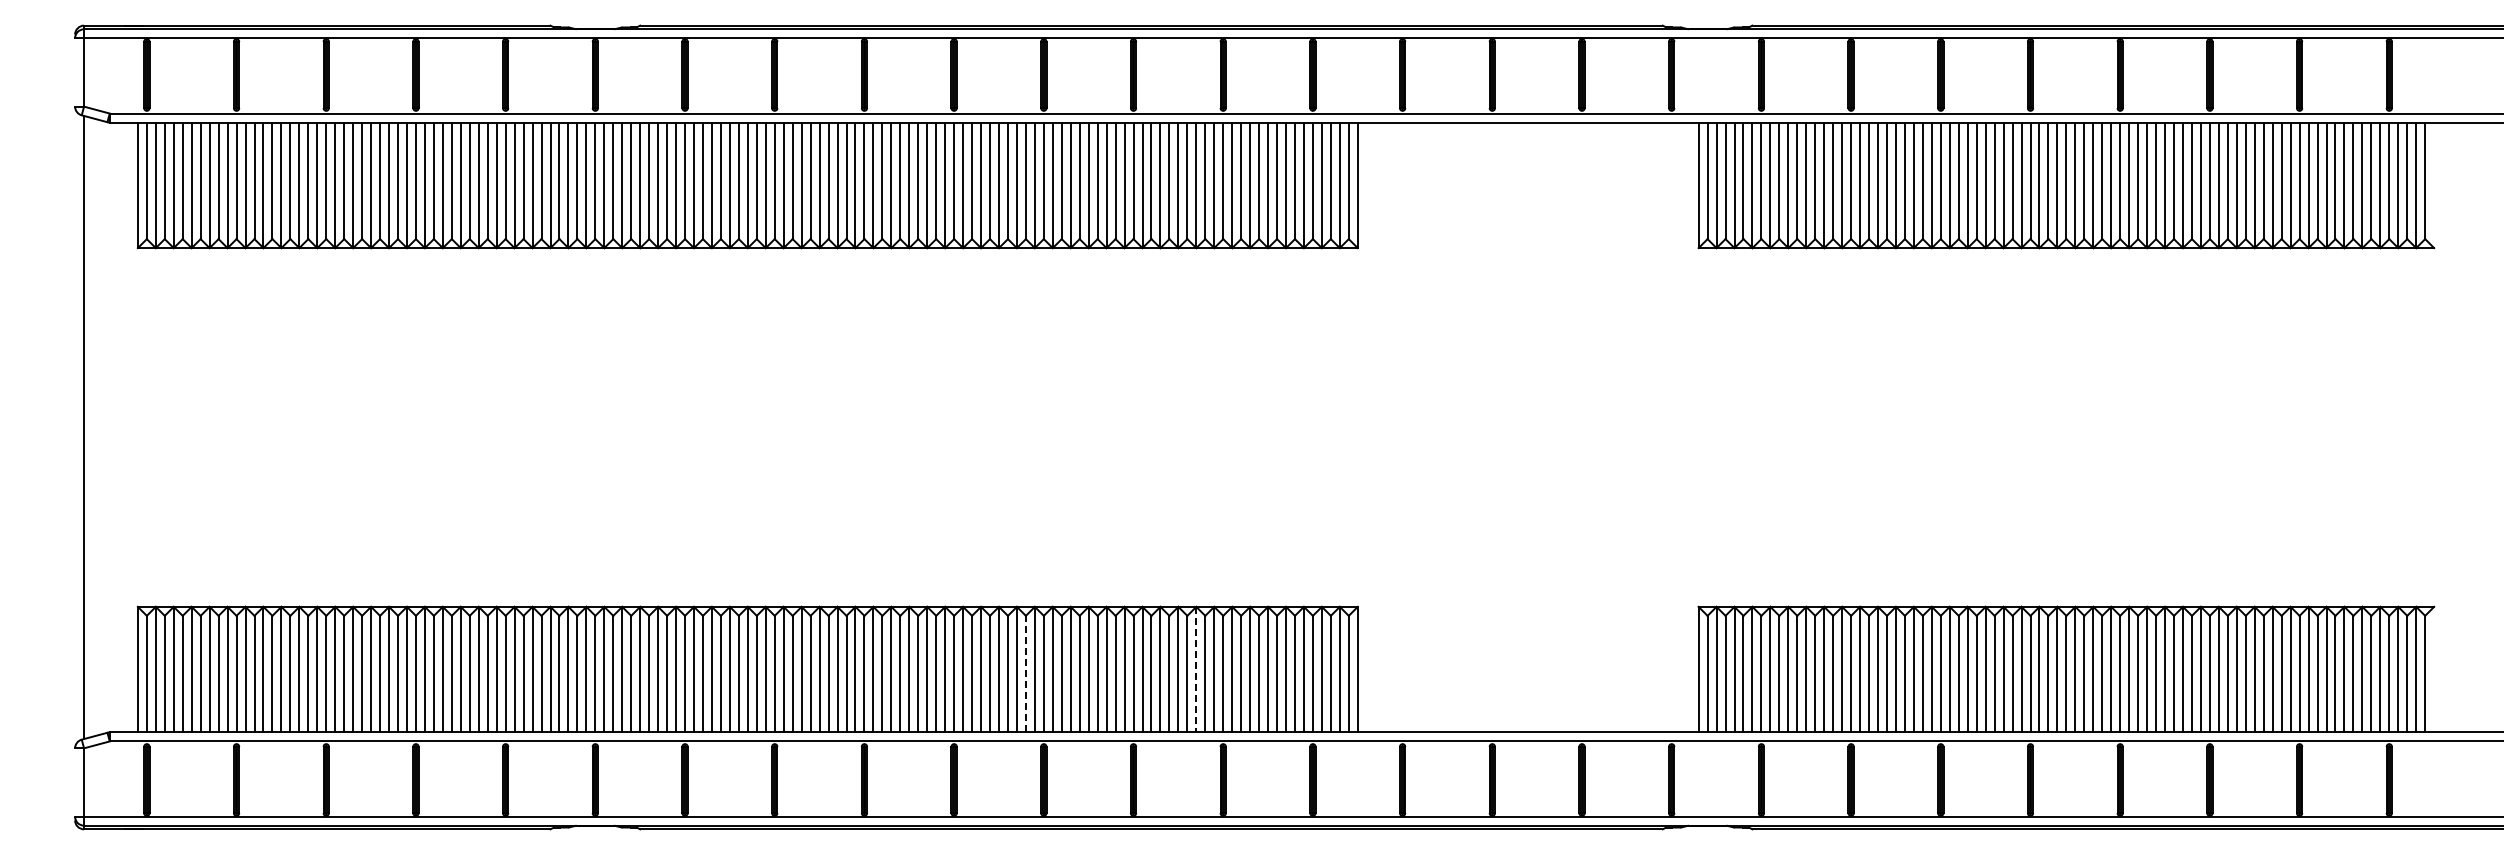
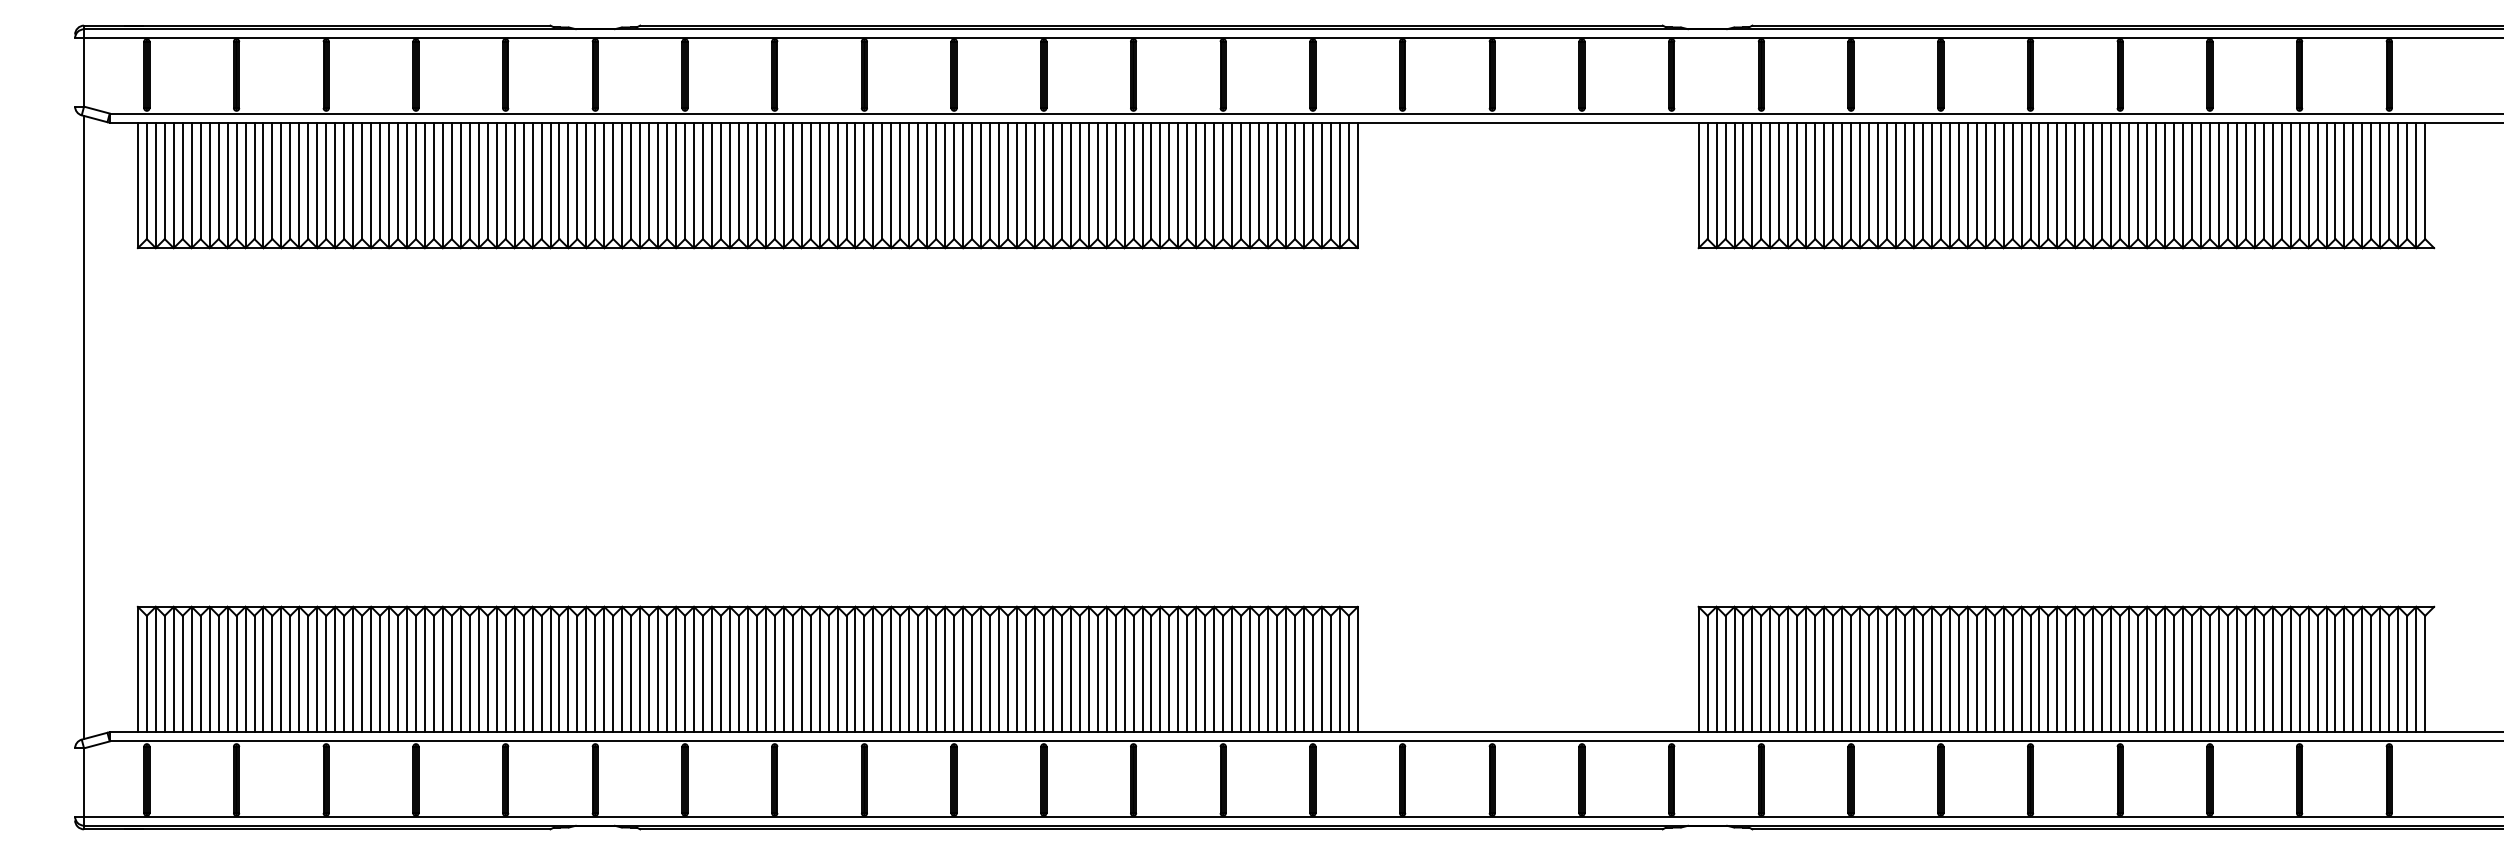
line: dashed -> solid (1196, 669)
line: dashed -> solid (1025, 673)
